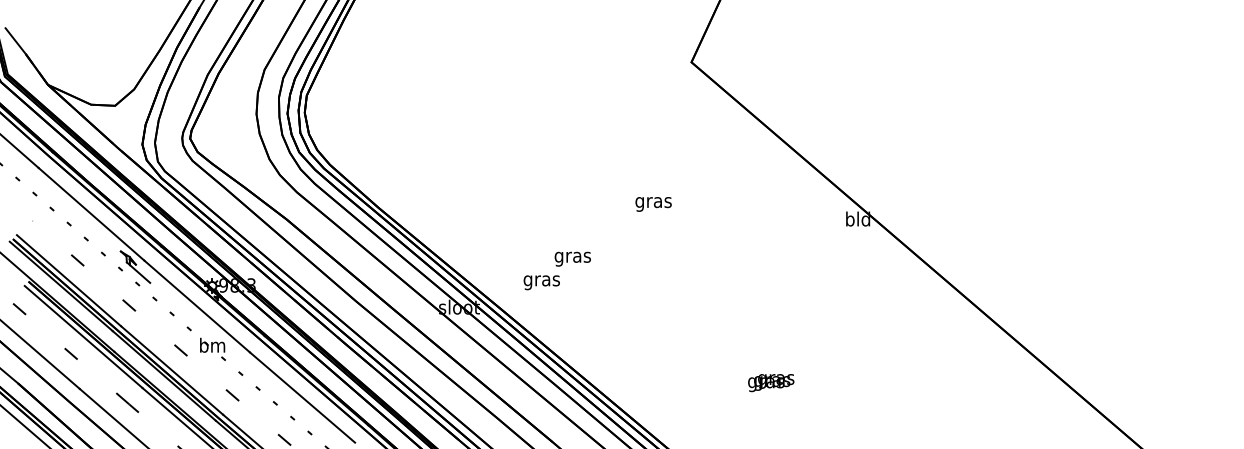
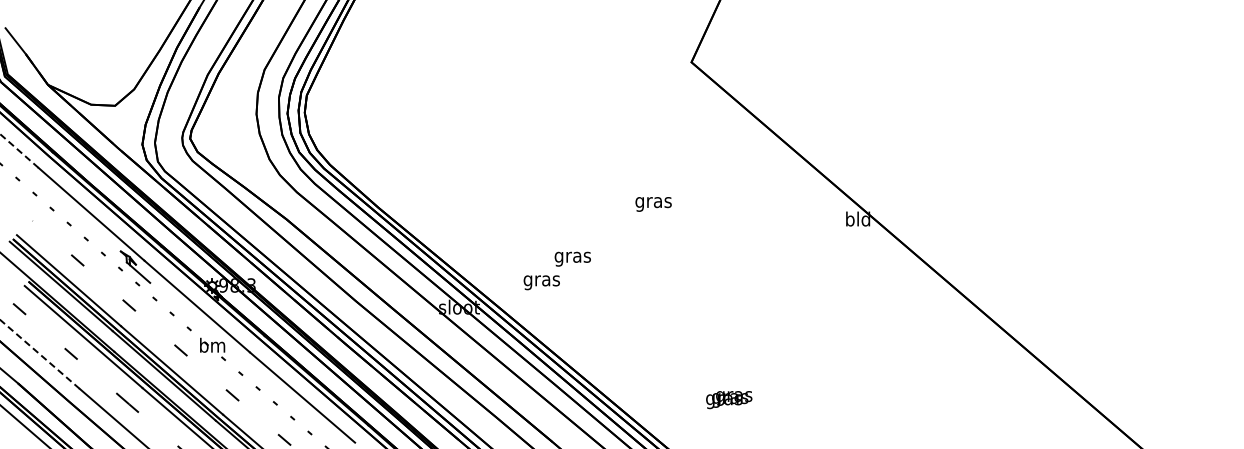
line: solid -> dashed (19, 150)
line: solid -> dashed (39, 354)
text position: (771, 383) -> (729, 400) (729, 400)
